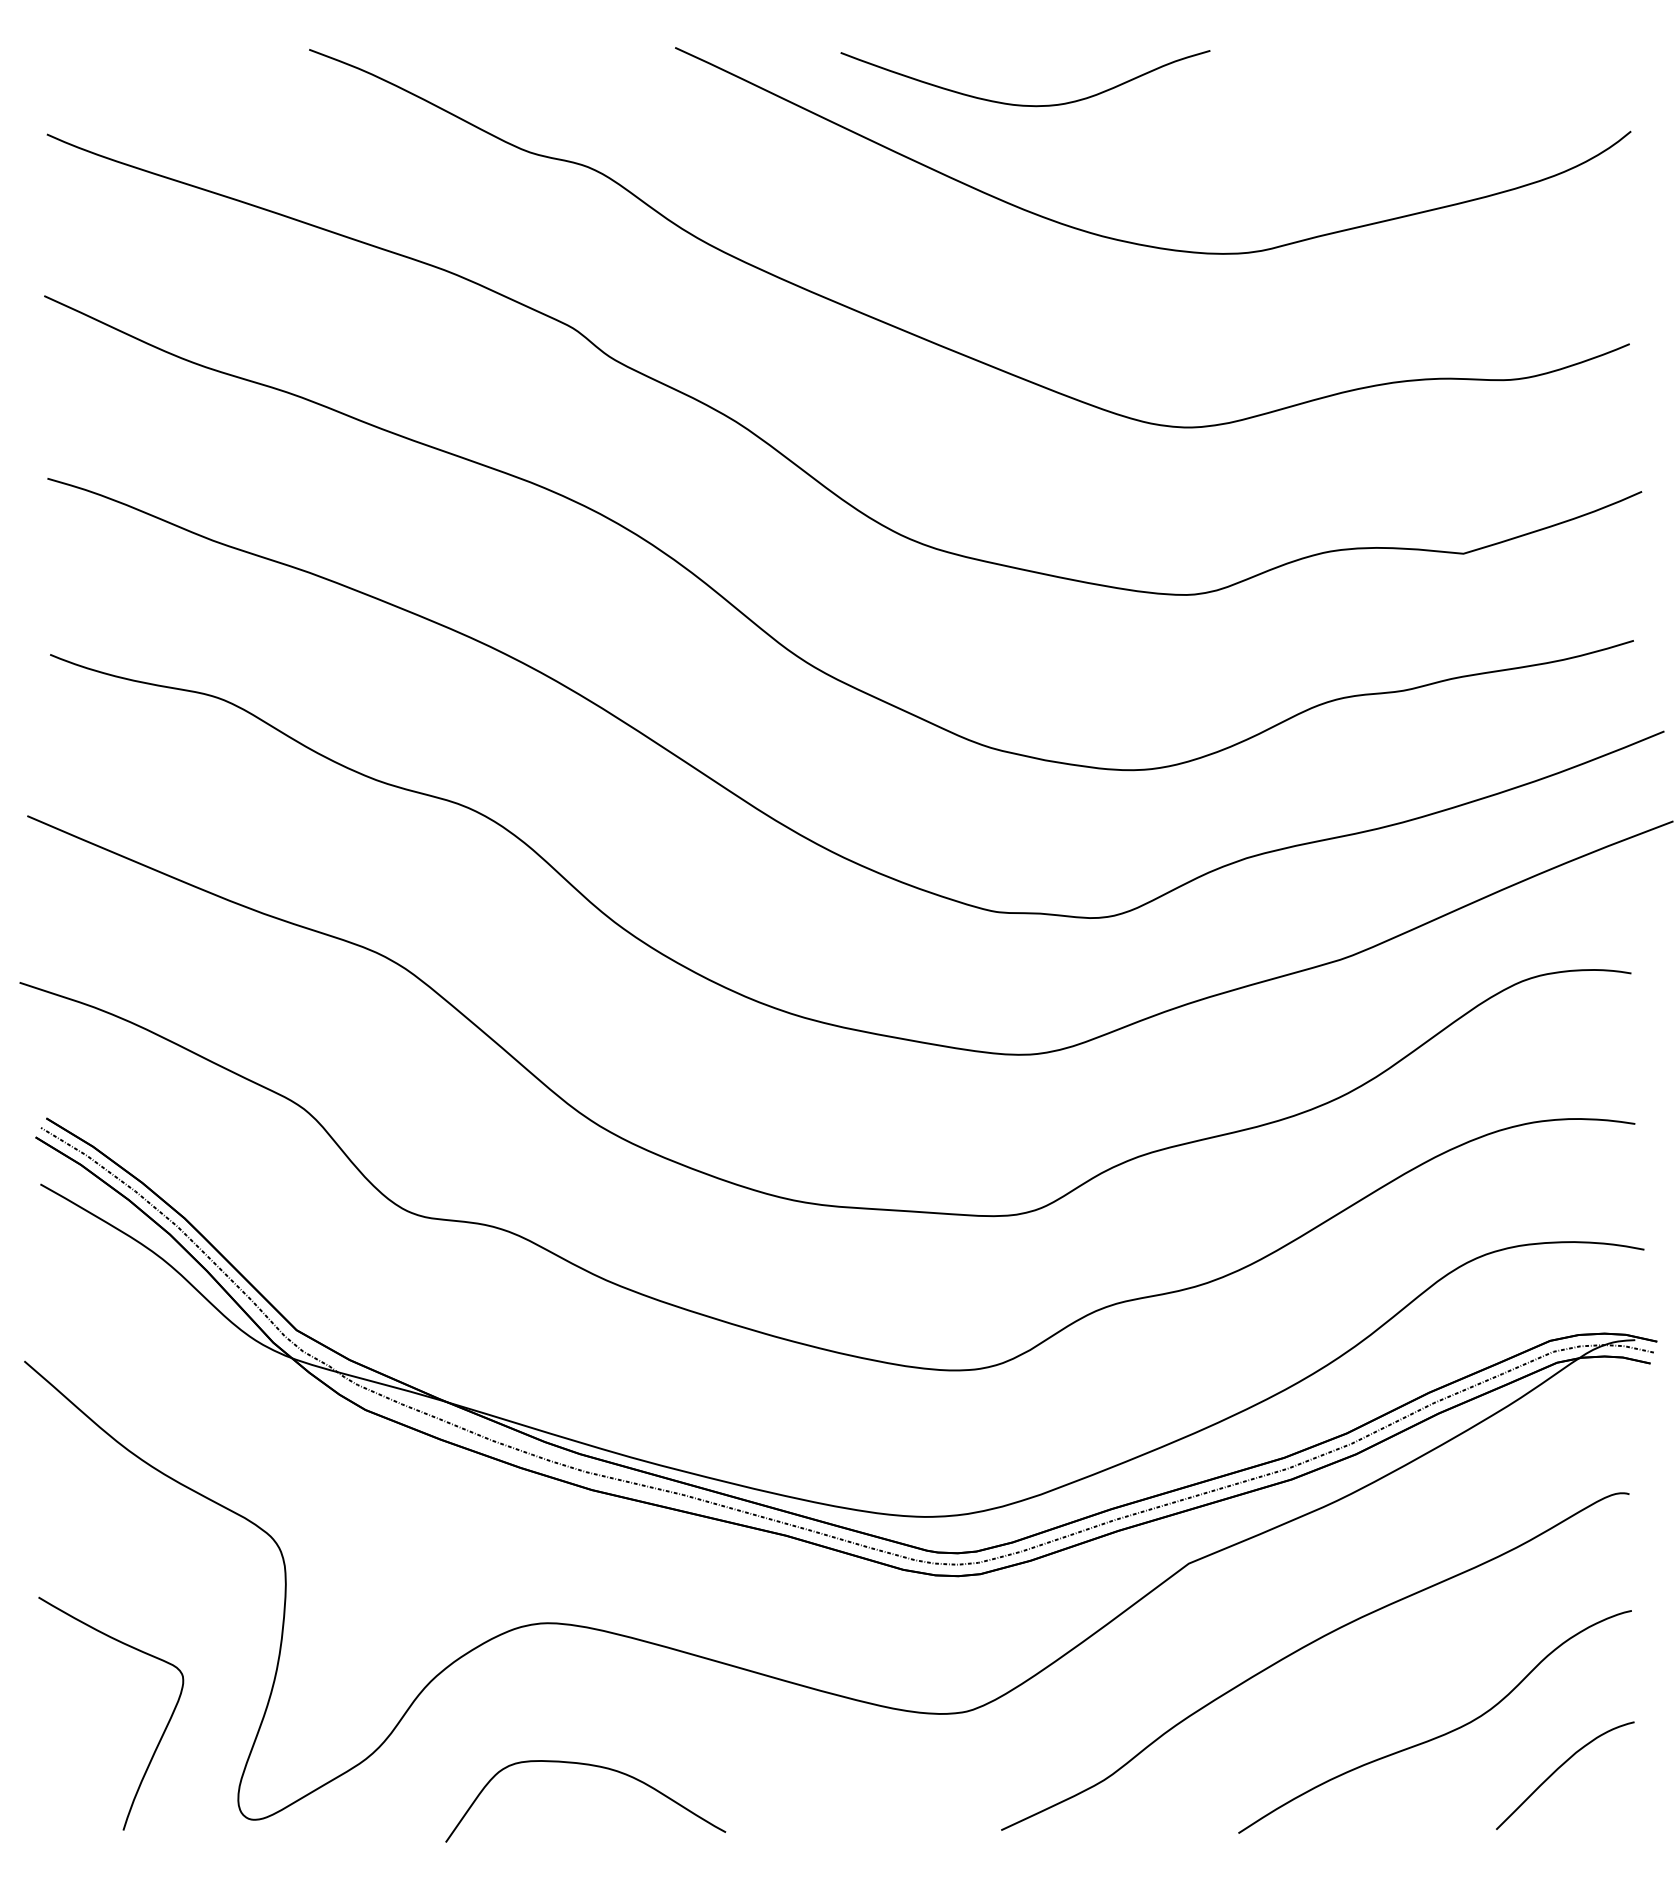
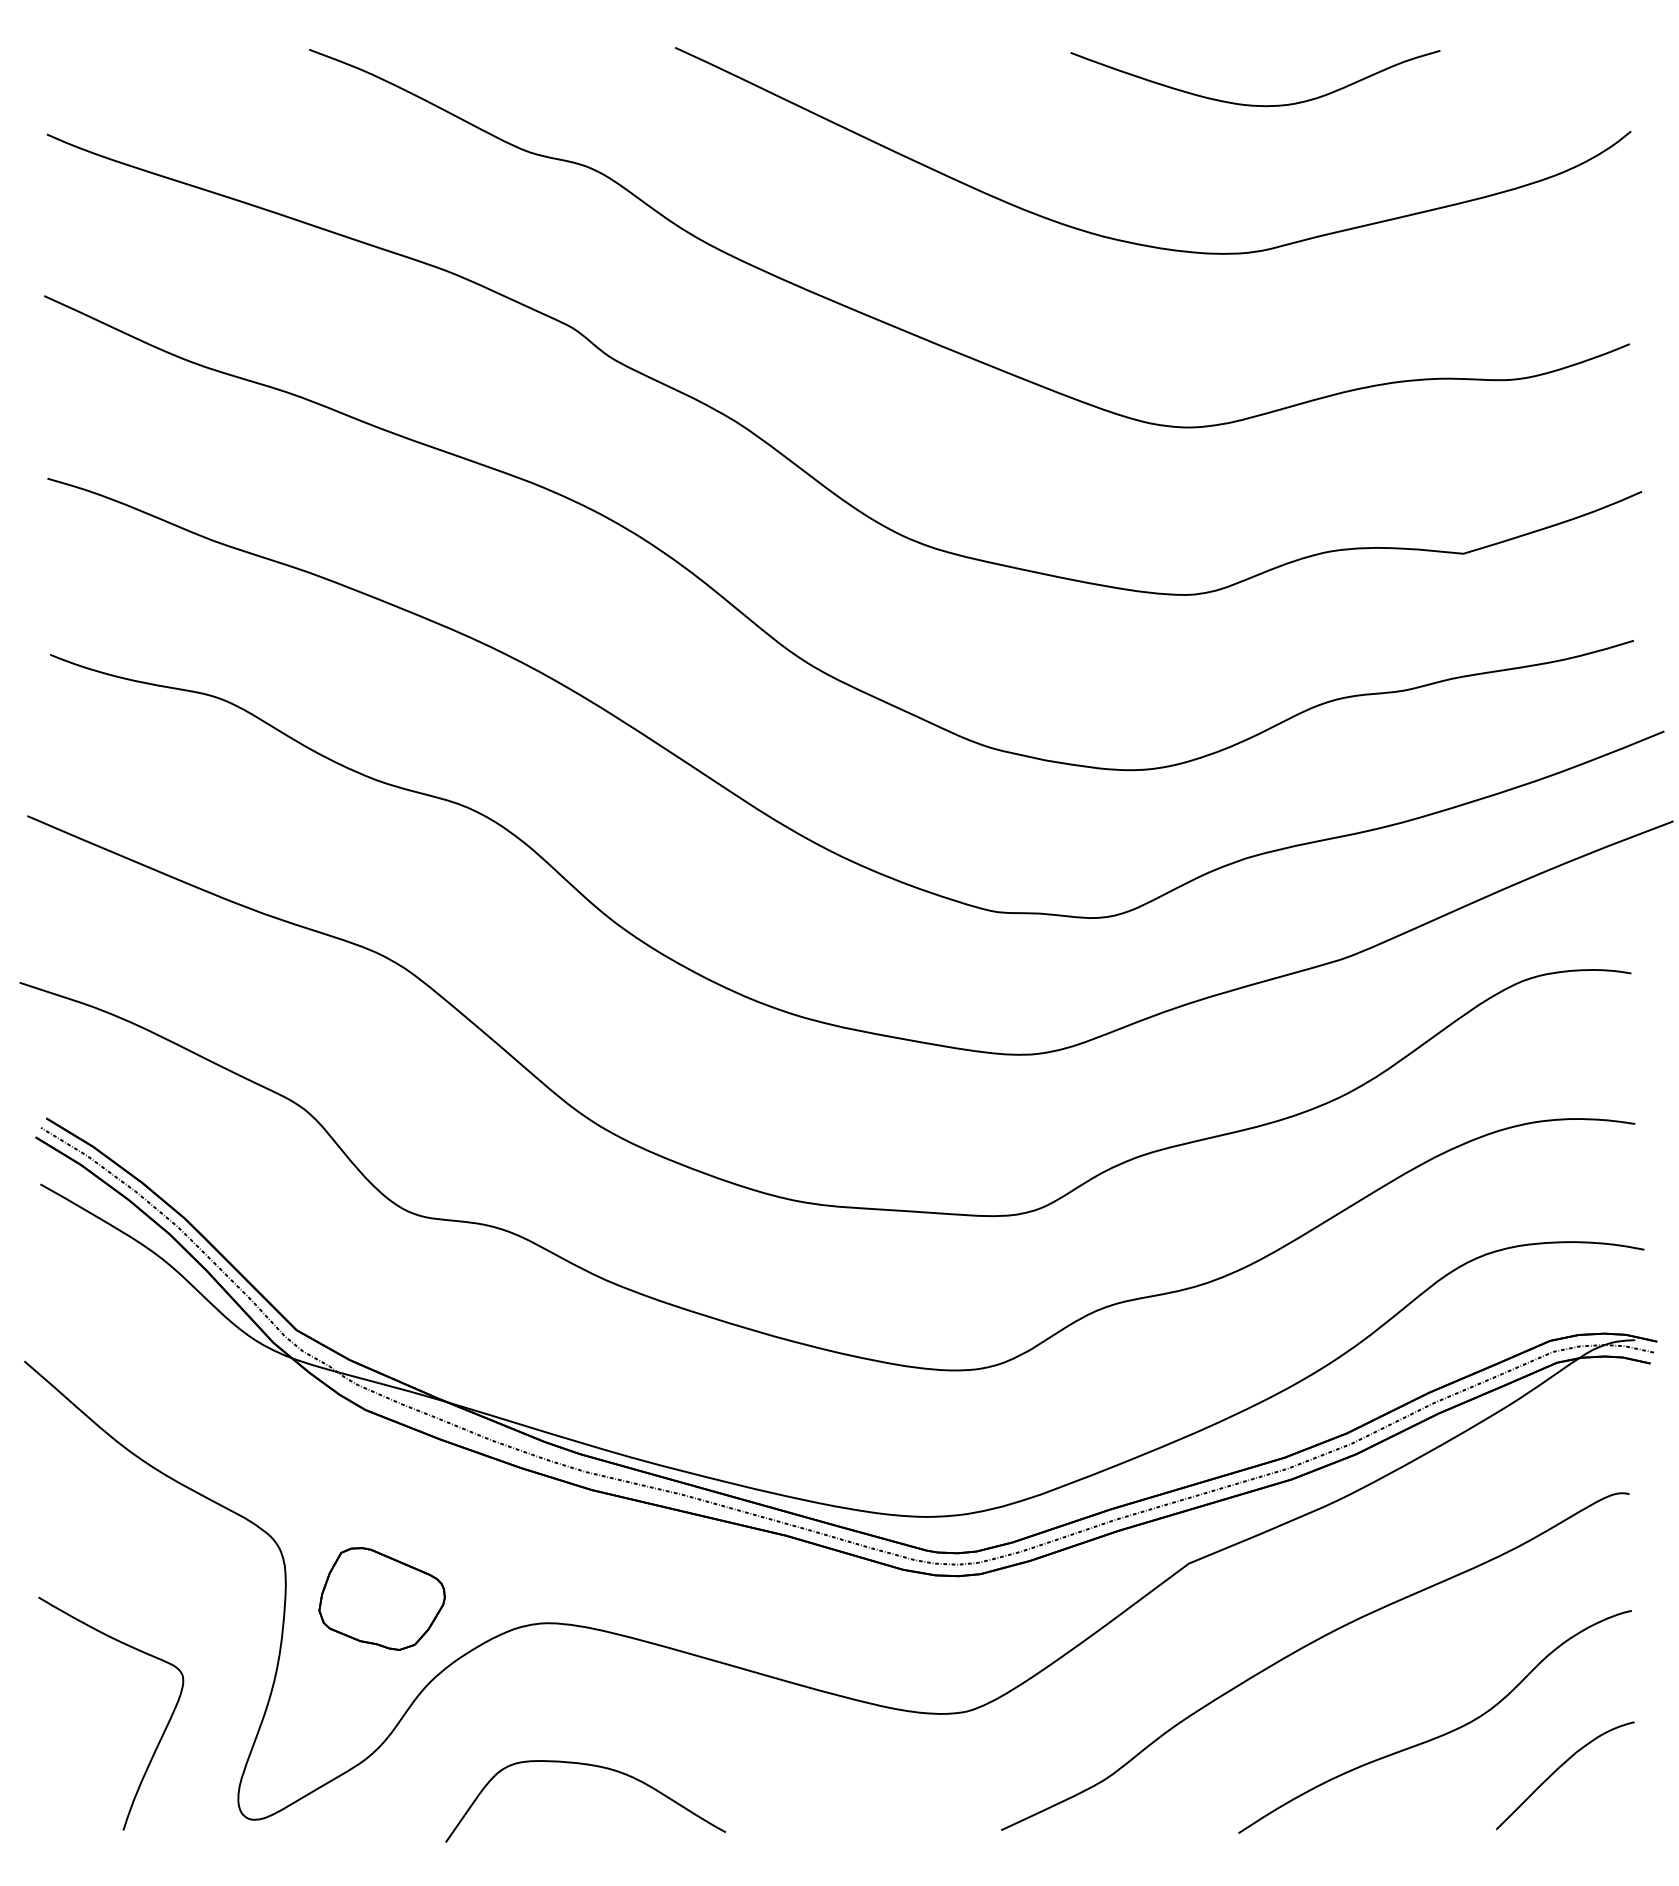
part position: (1024, 104) -> (1254, 104) (1254, 104)
part: none -> present (381, 1598)
